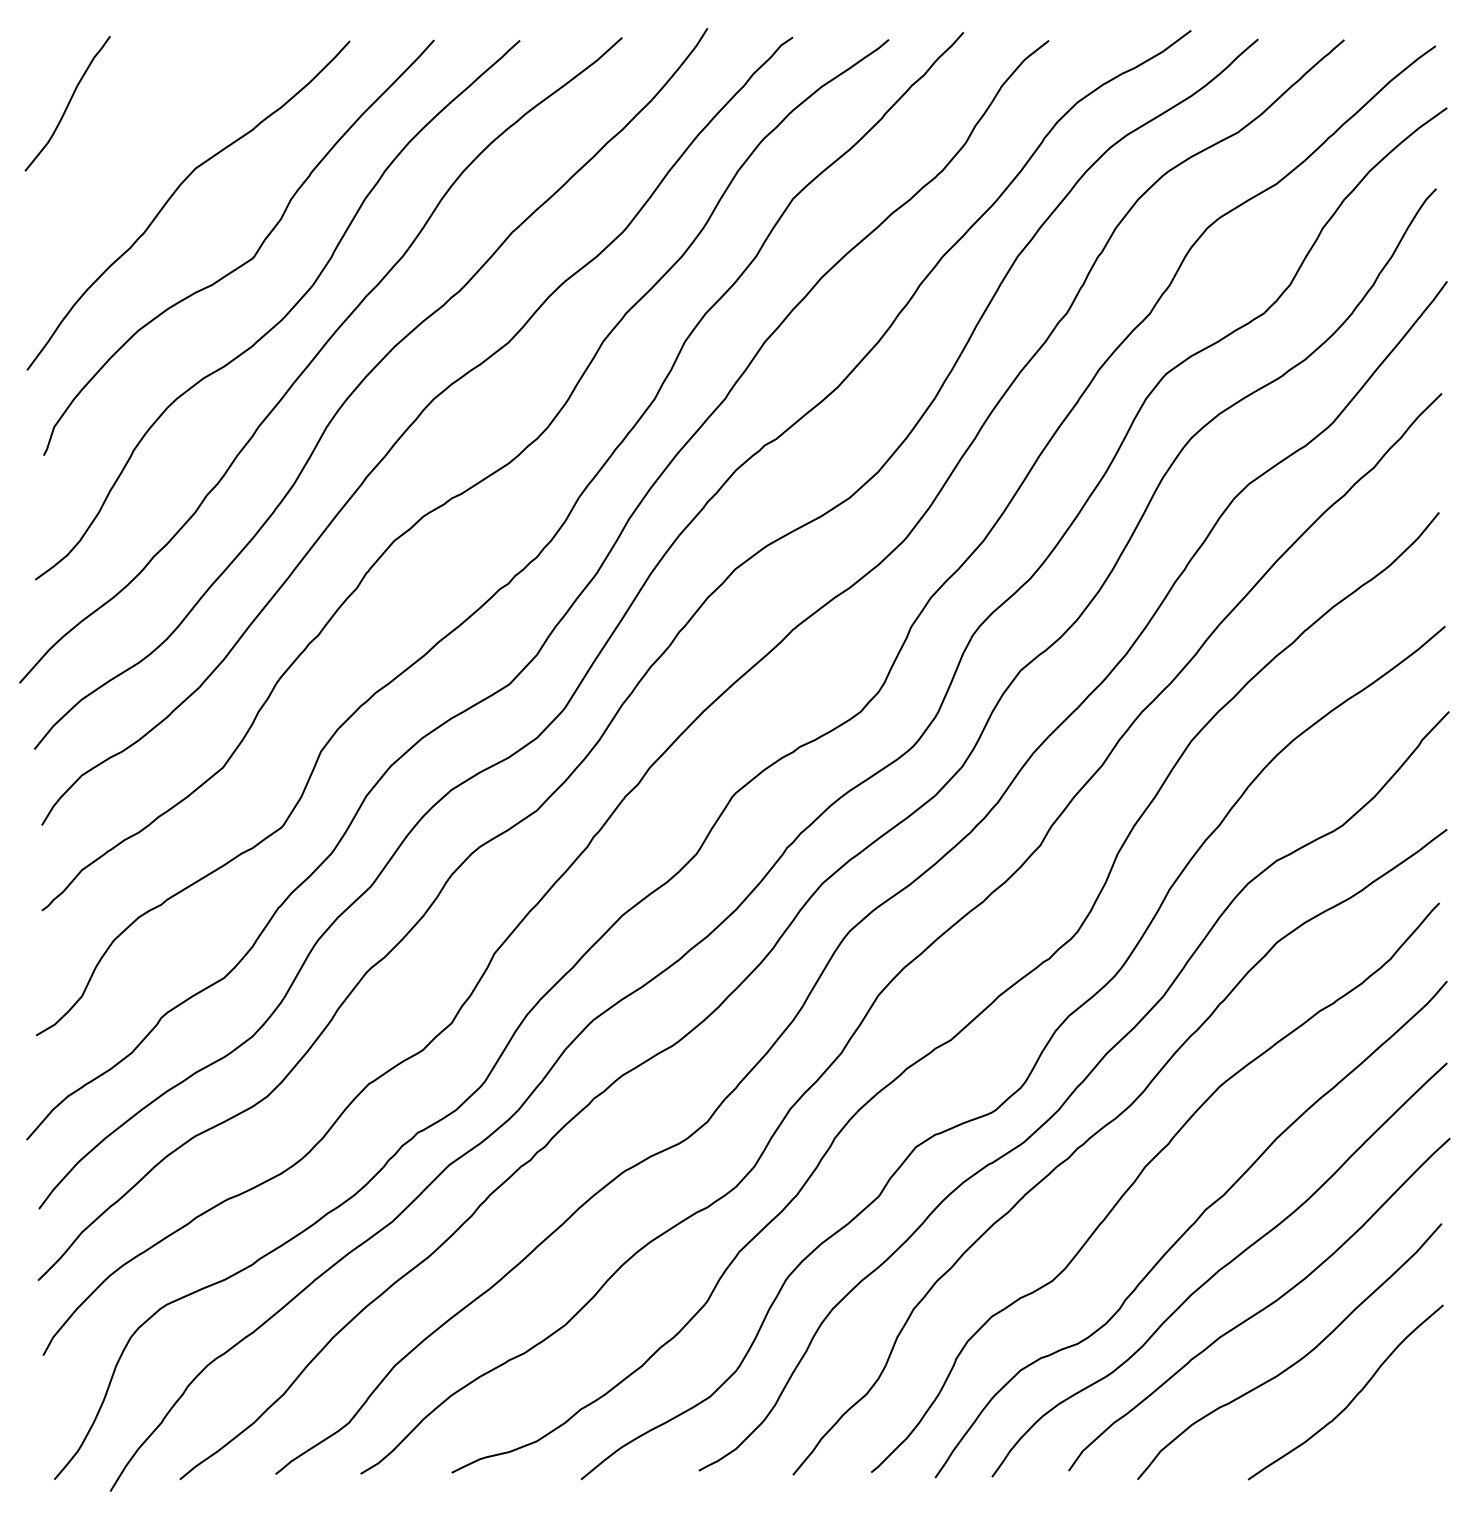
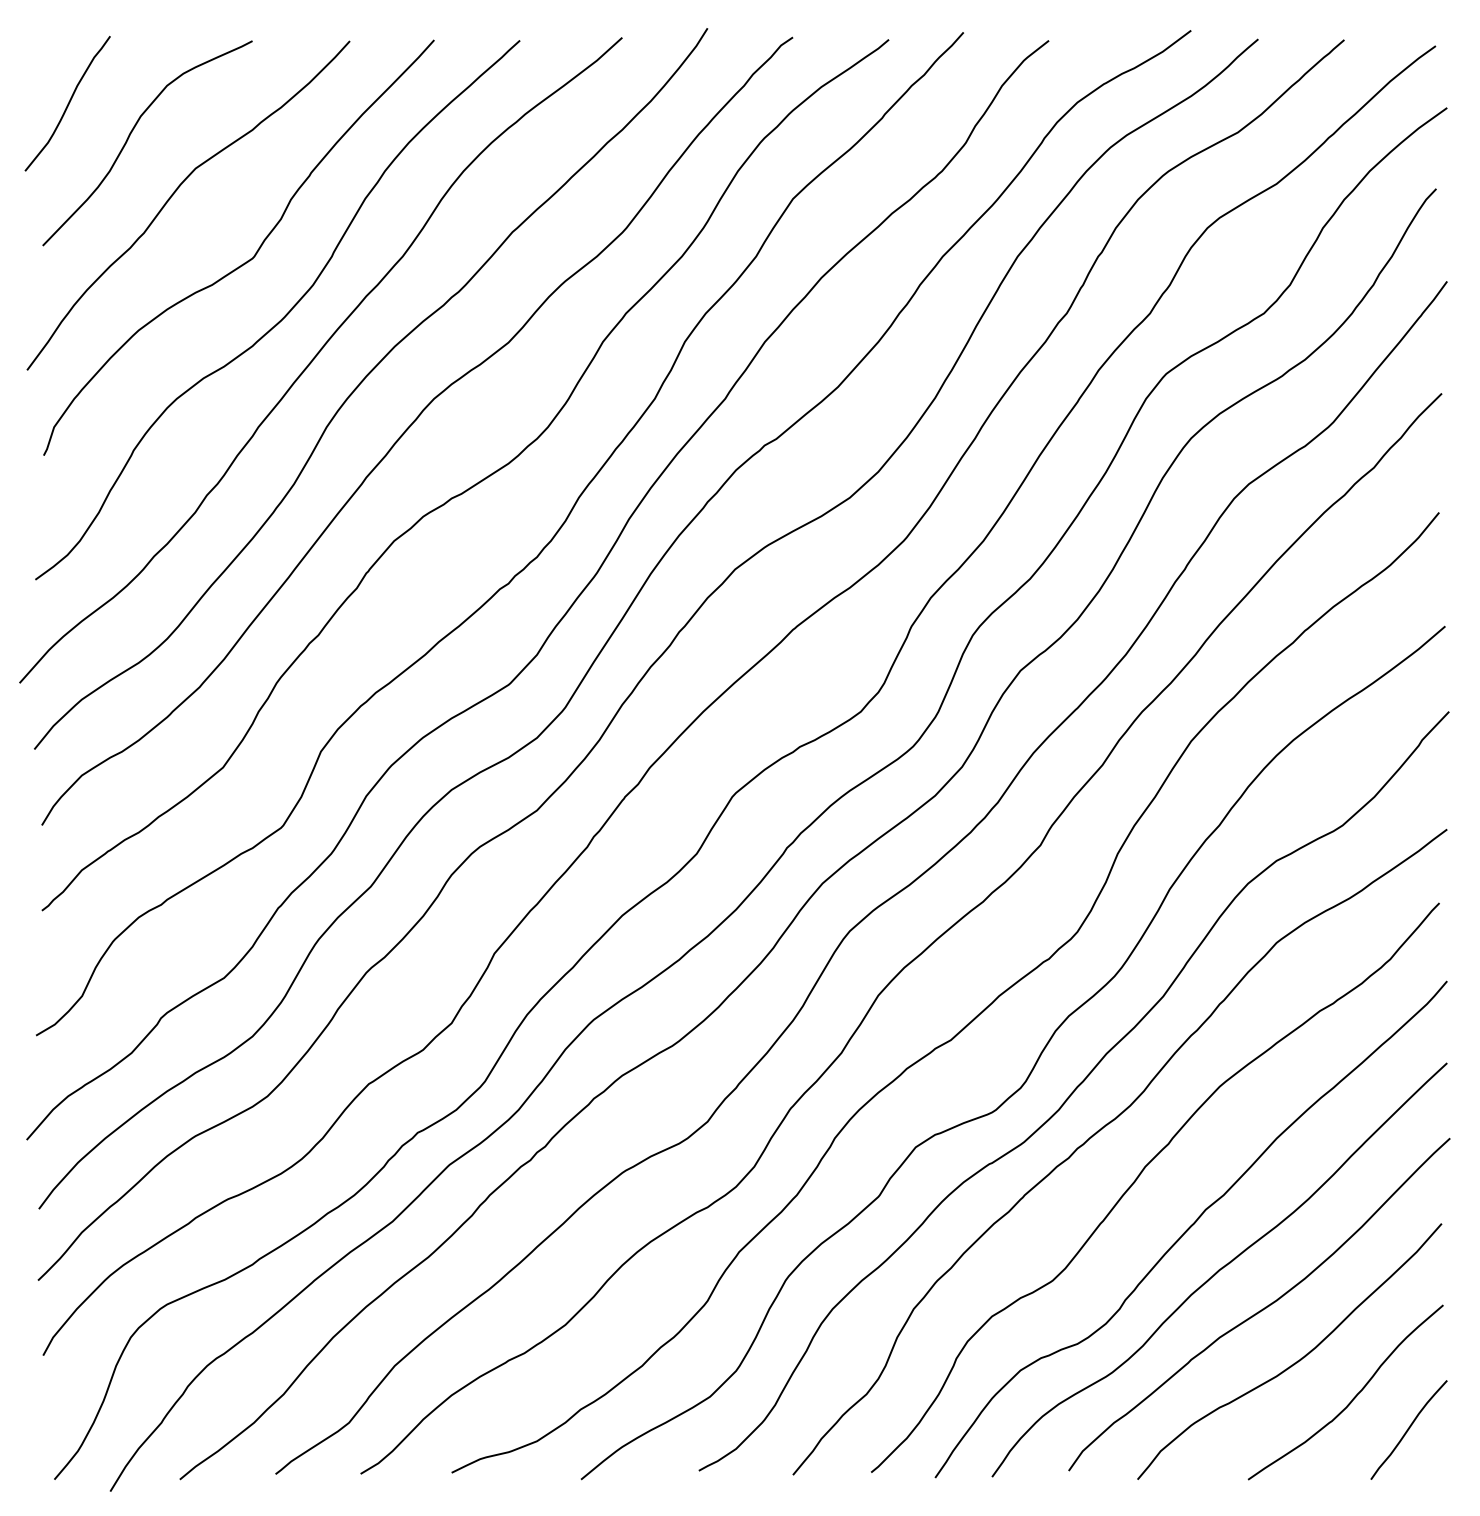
curve: none -> present (132, 132)
curve: none -> present (1408, 1429)
